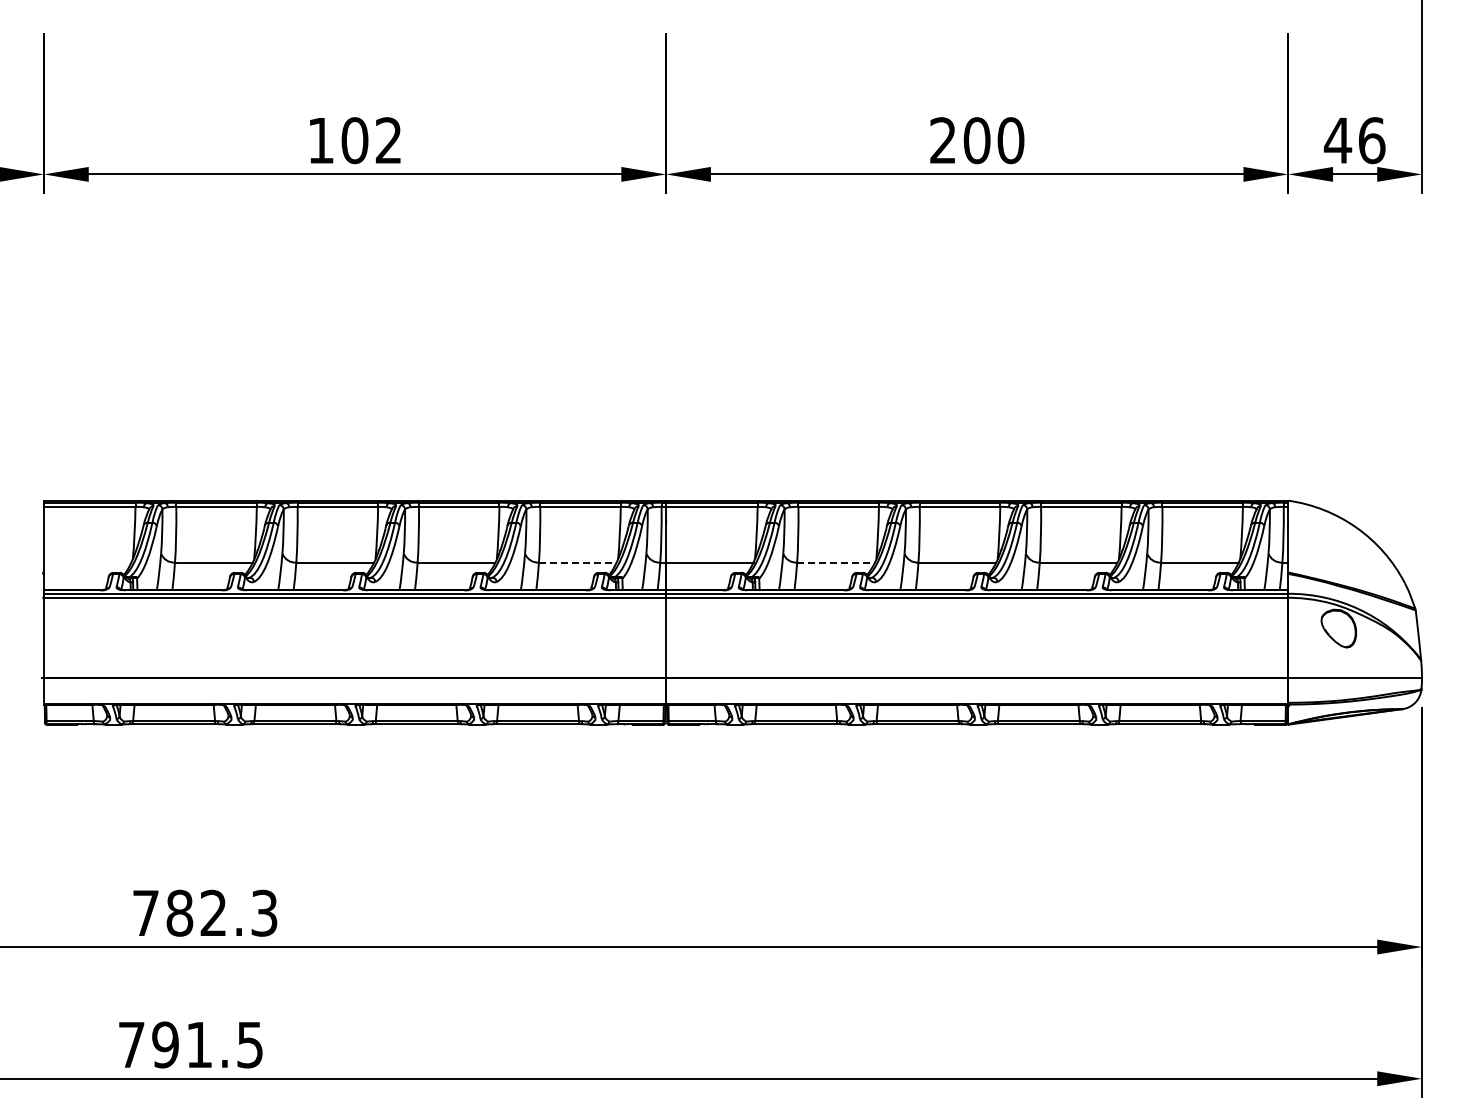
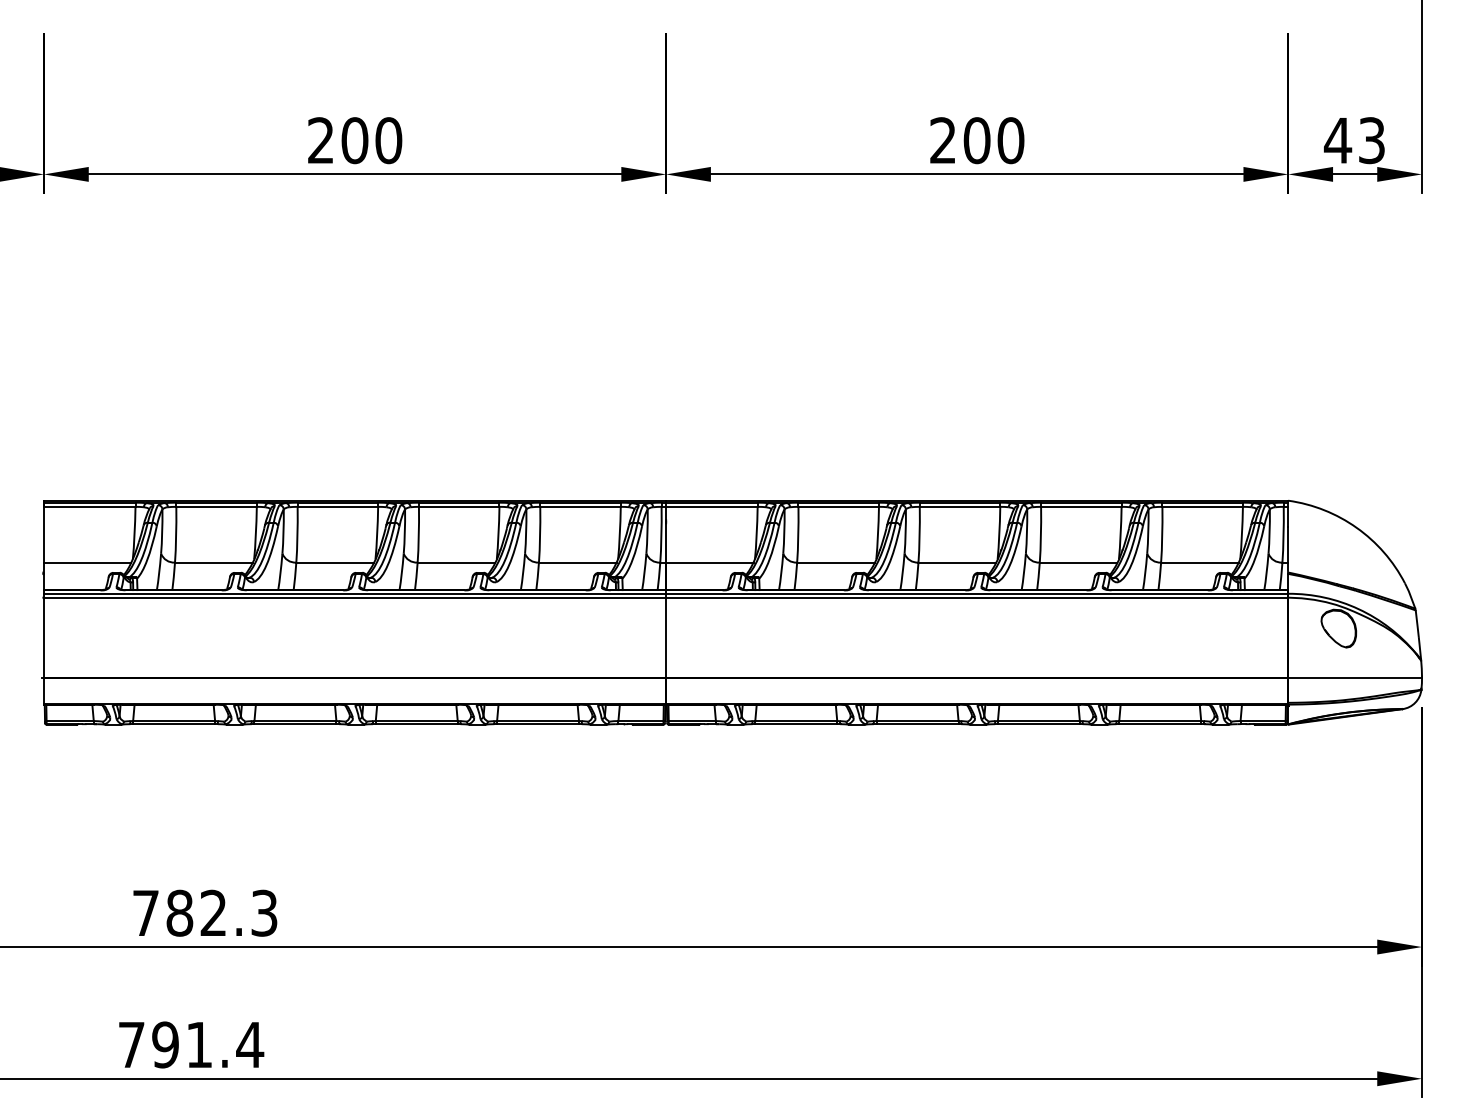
text: 102 -> 200 (355, 140)
text: 46 -> 43 (1371, 140)
line: none -> present (87, 562)
line: dashed -> solid (577, 562)
line: dashed -> solid (835, 562)
text: 791.5 -> 791.4 (250, 1045)
